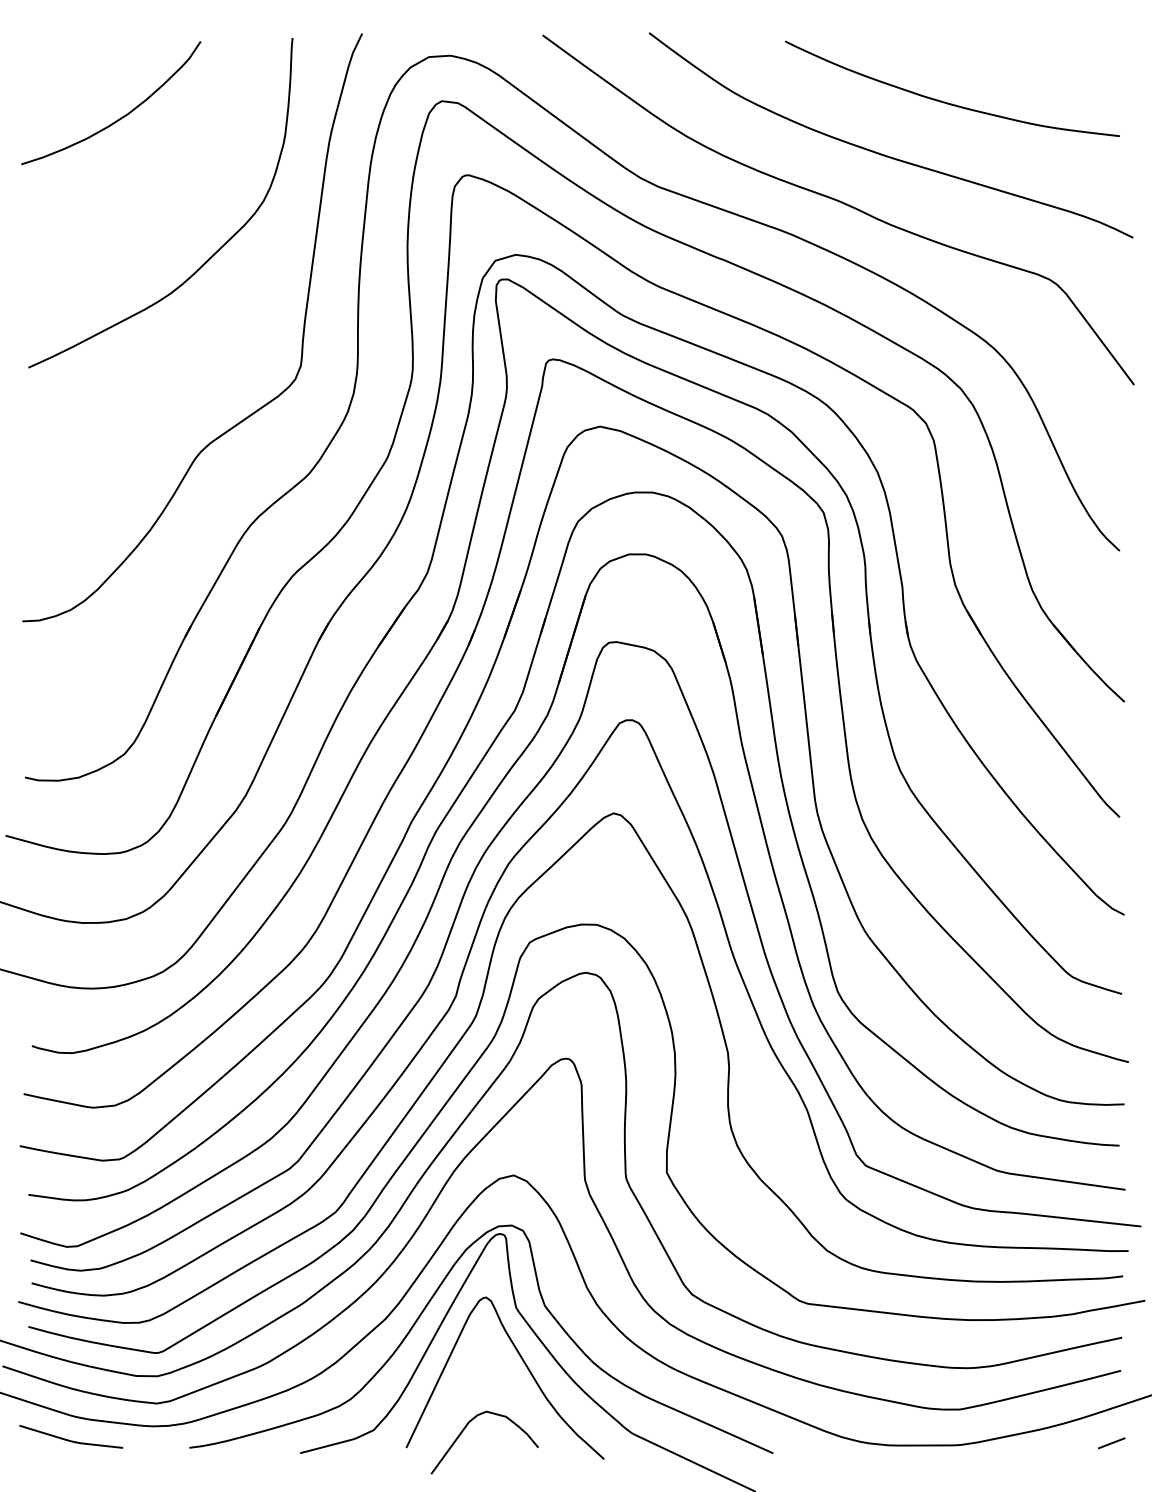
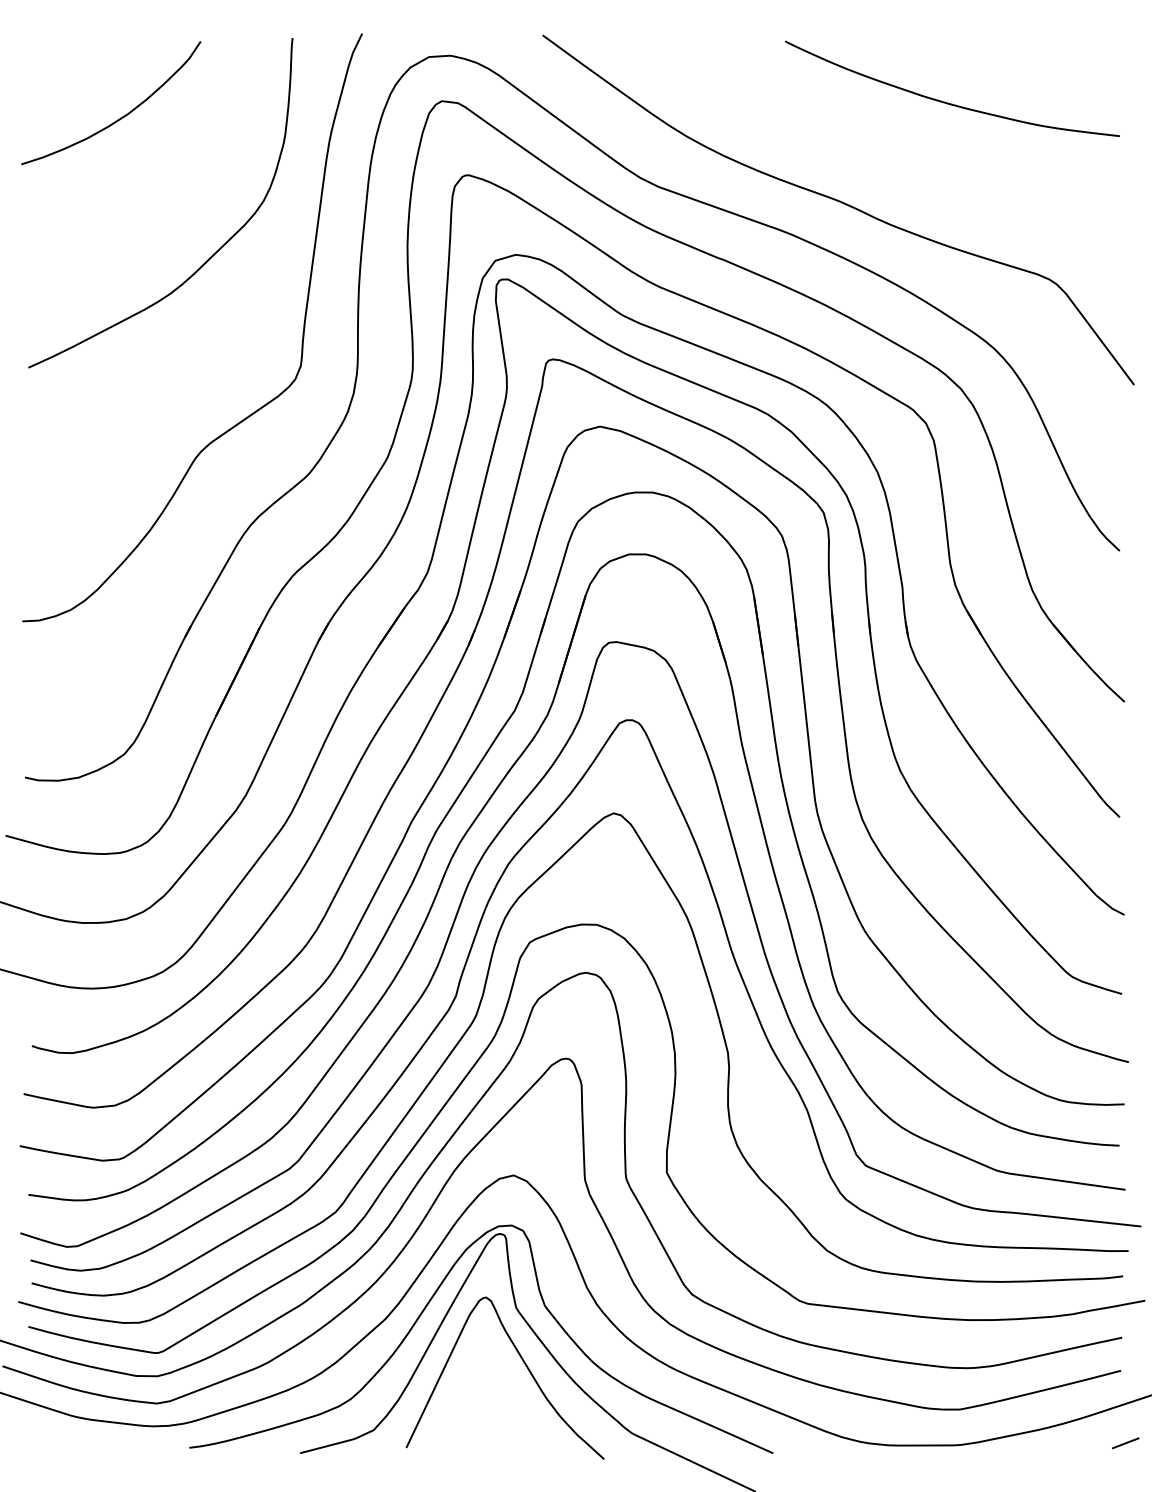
curve: present -> none (885, 154)
curve: present -> none (464, 1430)
curve: present -> none (69, 1439)
line position: (1111, 1443) -> (1125, 1443) (1125, 1443)
